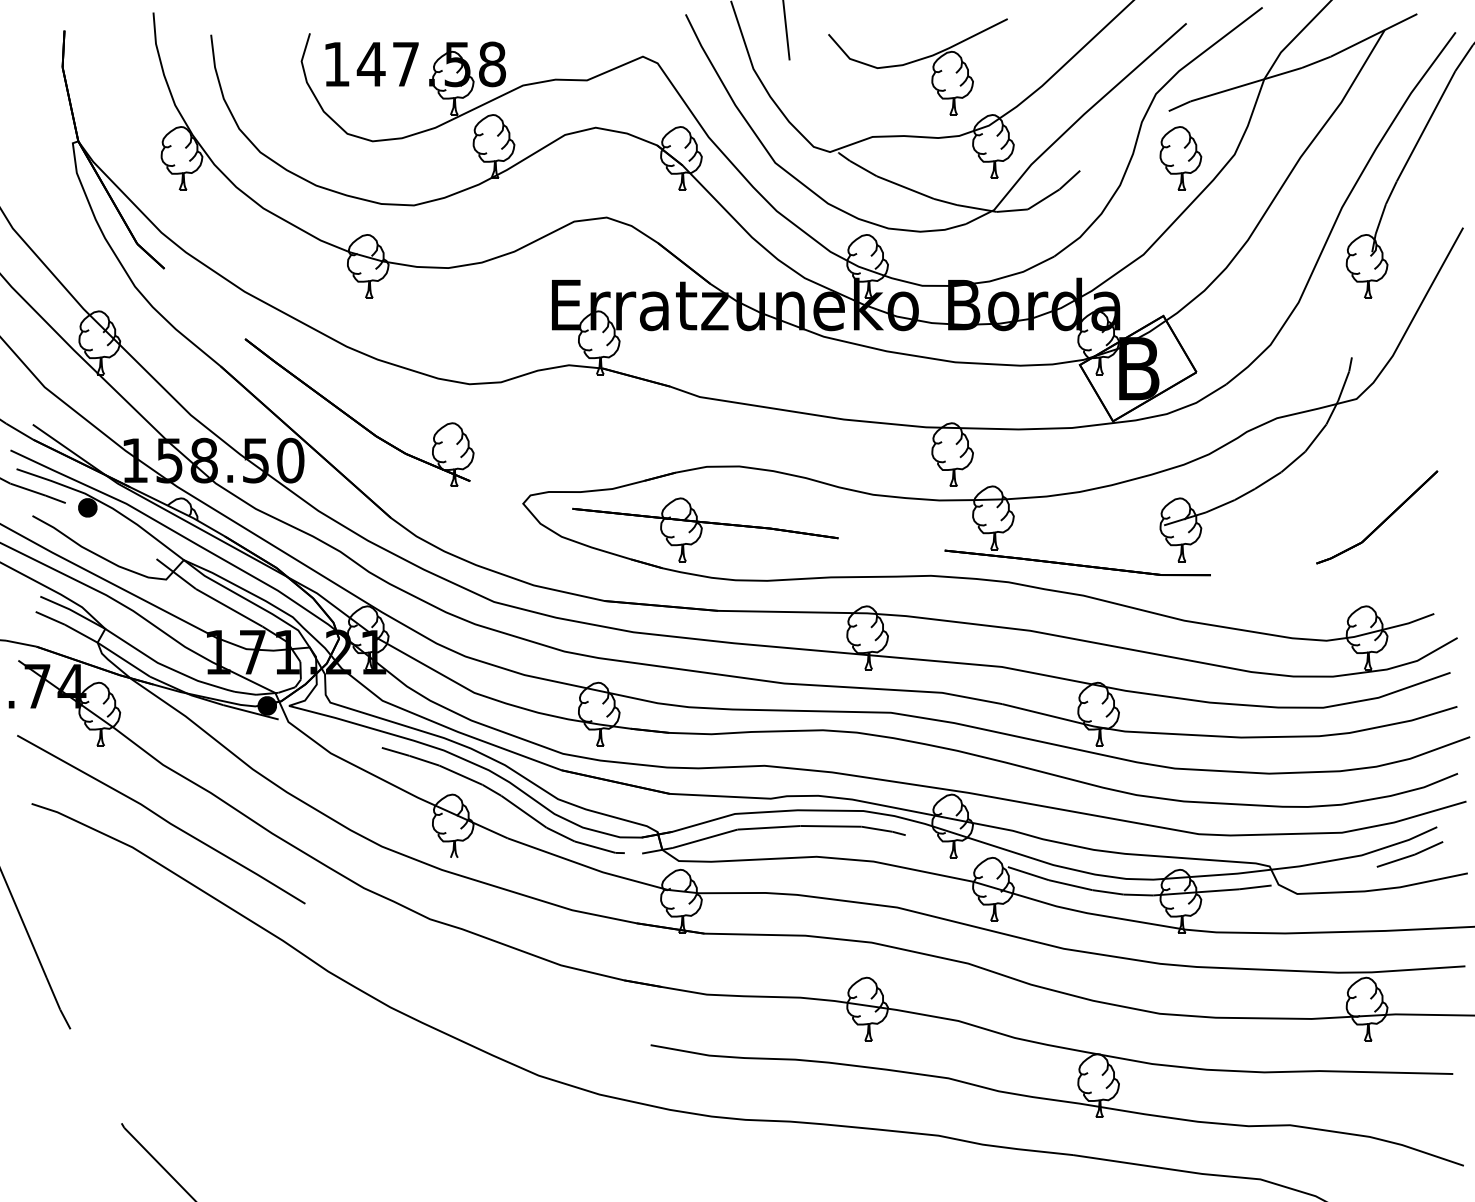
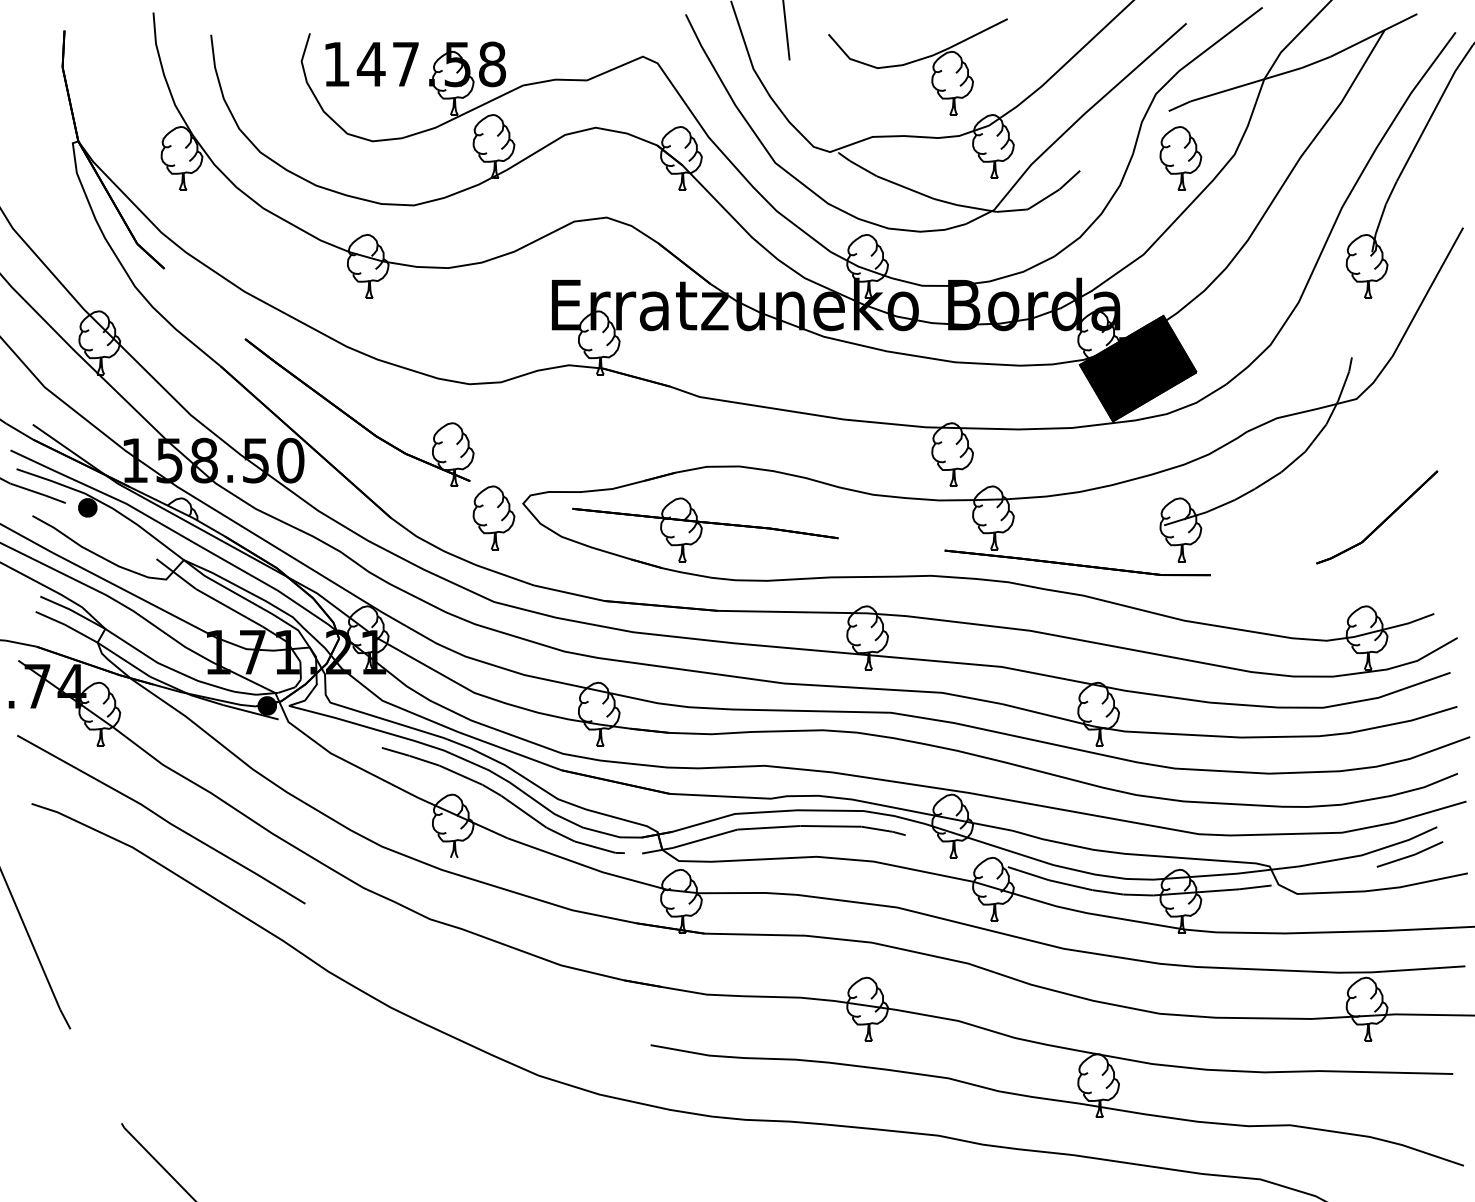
fill: none -> present (1137, 368)
part: none -> present (493, 517)
